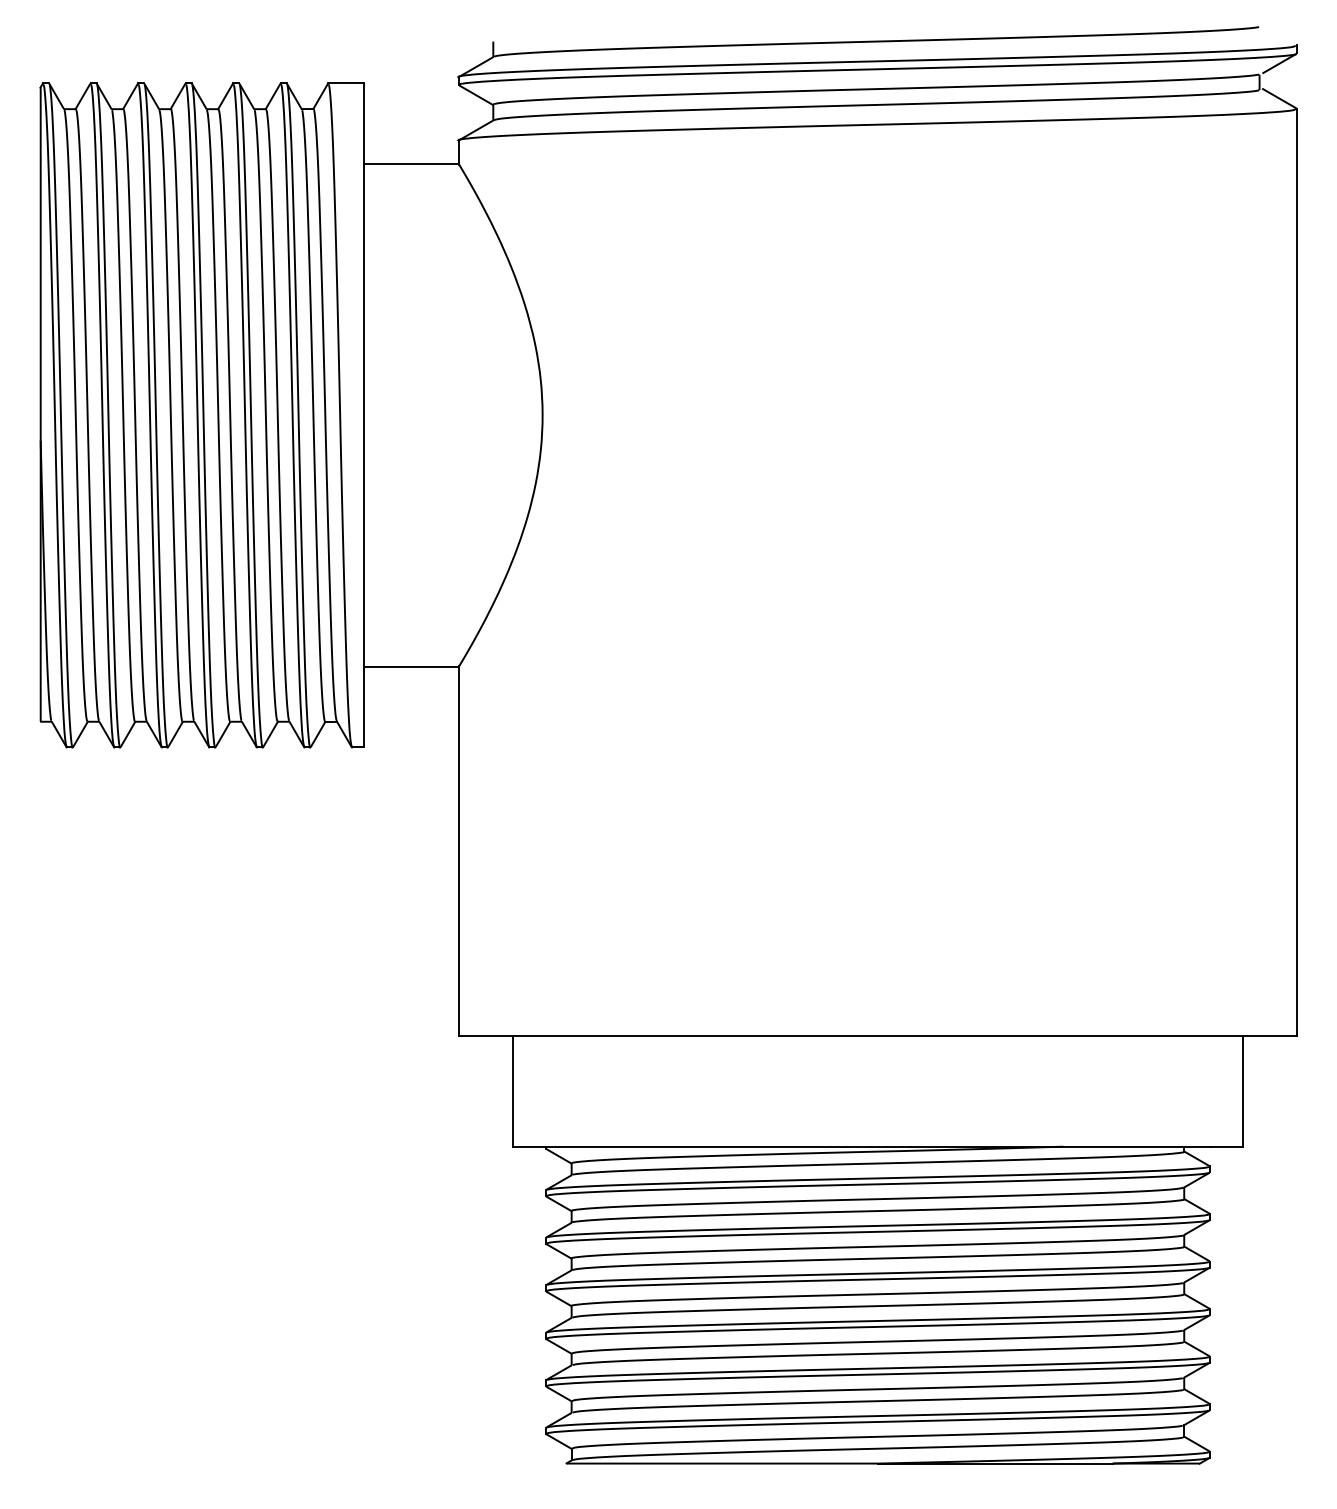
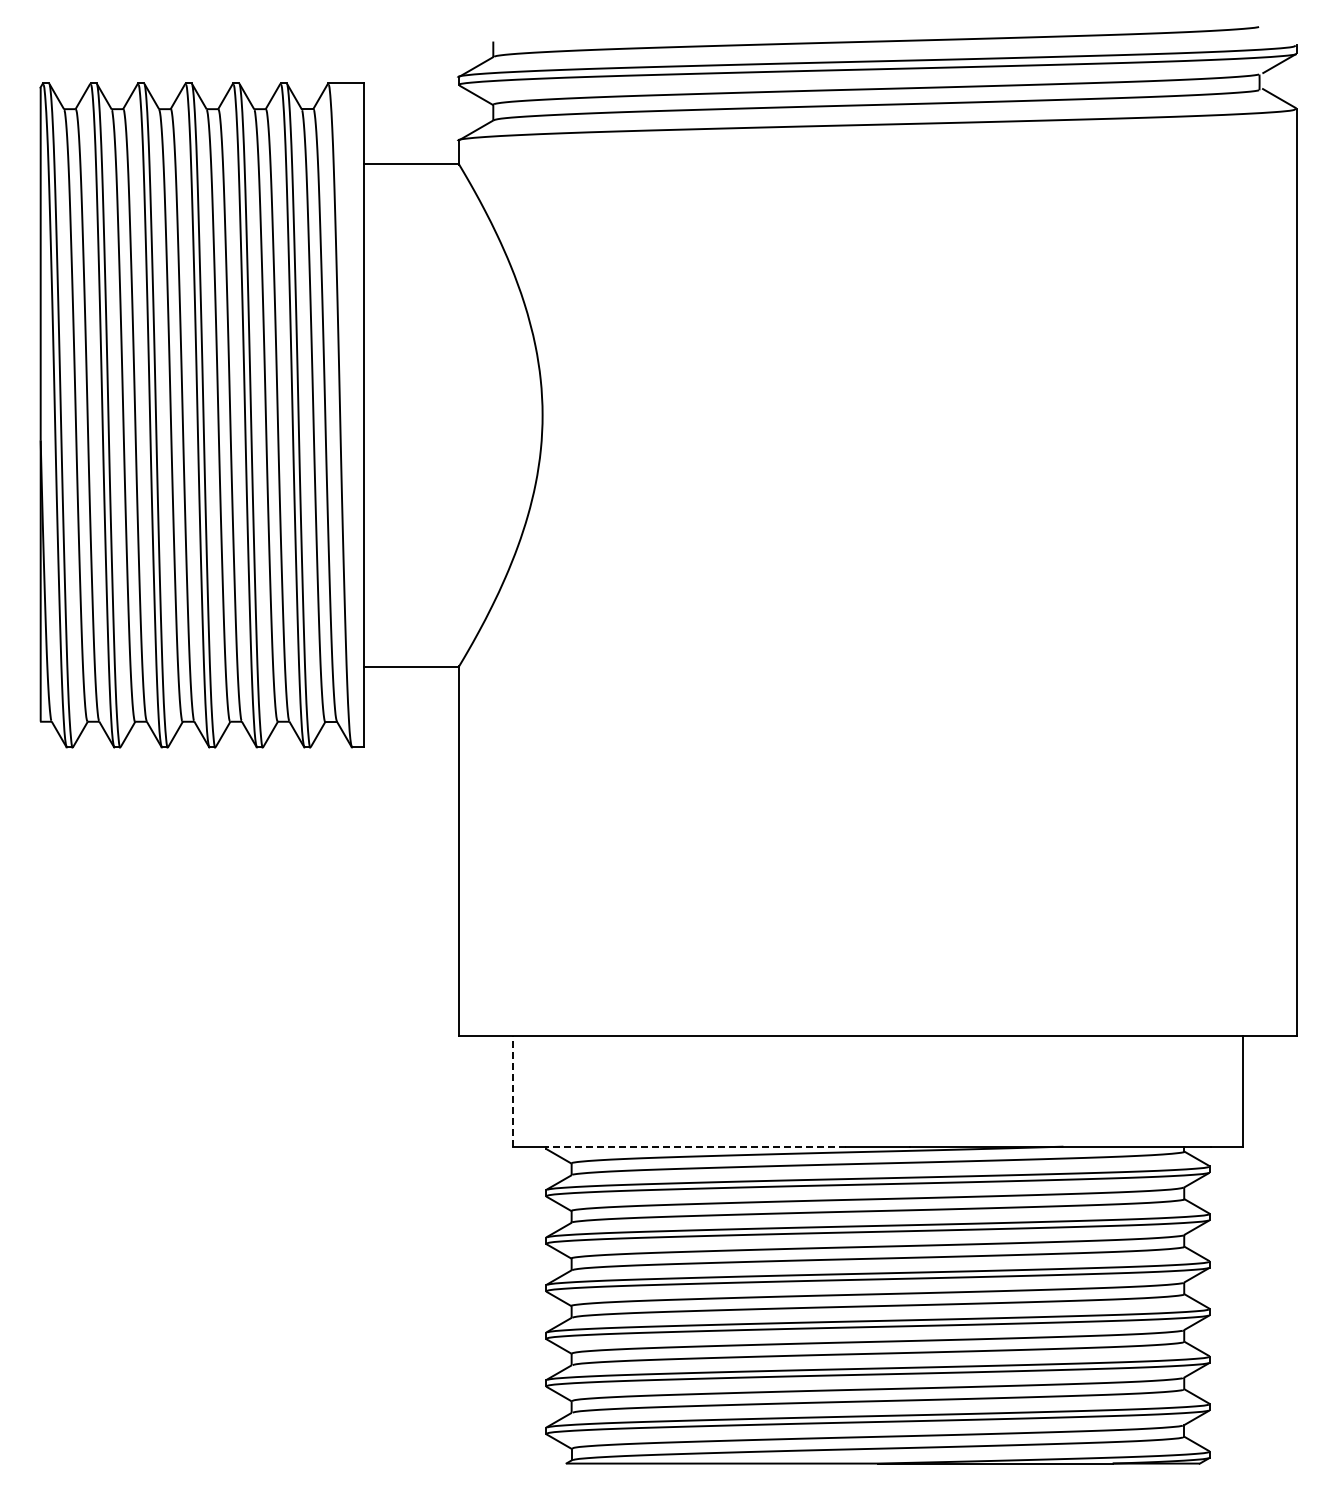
line: solid -> dashed (513, 1090)
line: solid -> dashed (695, 1146)
